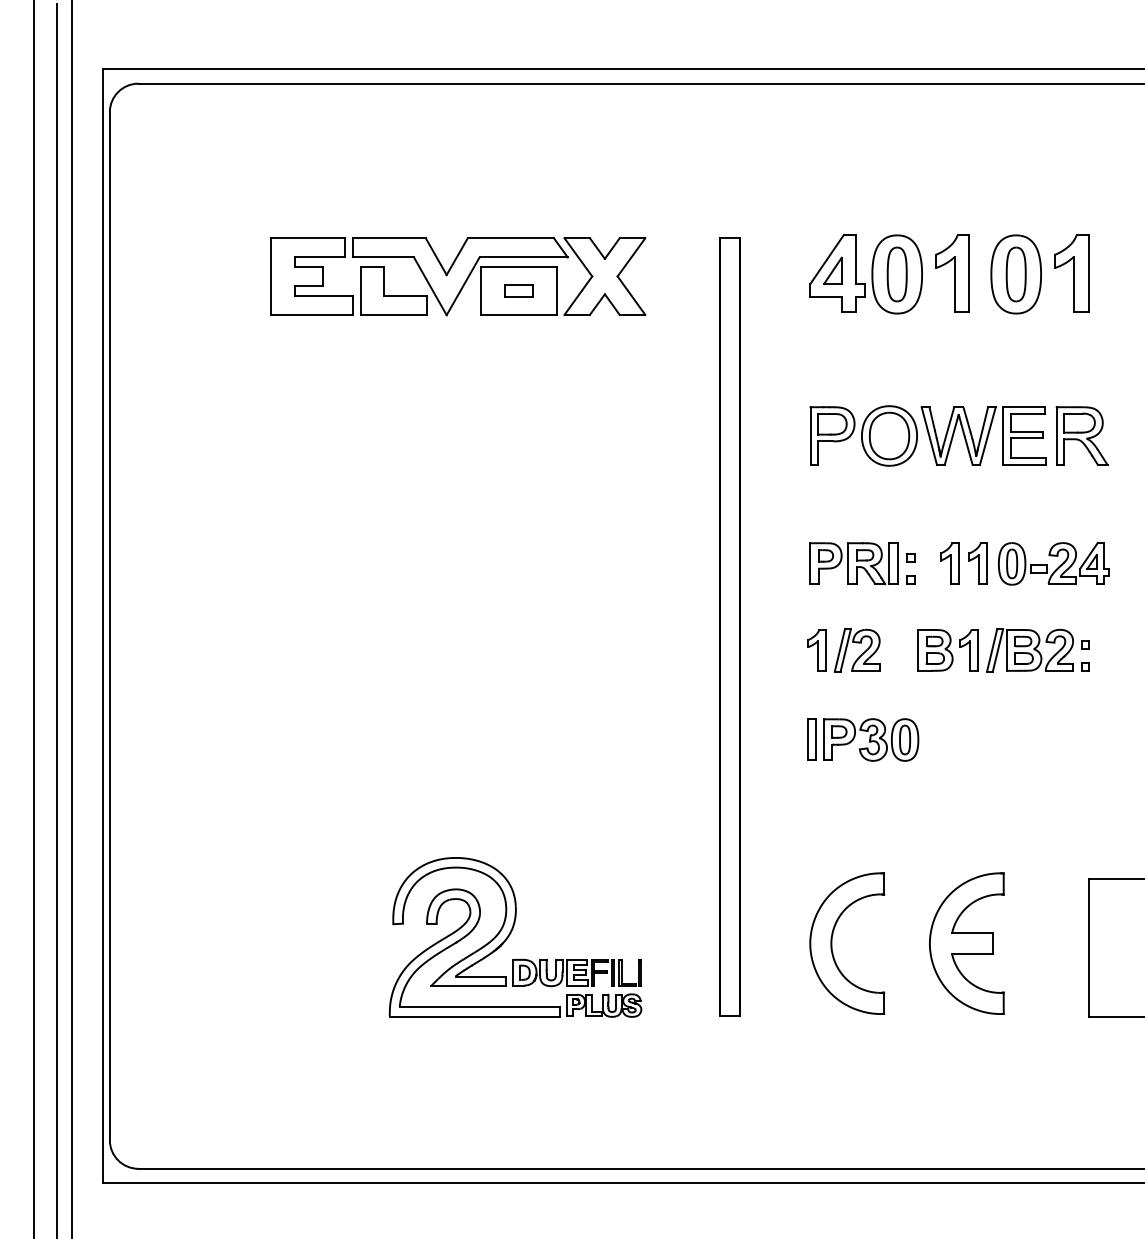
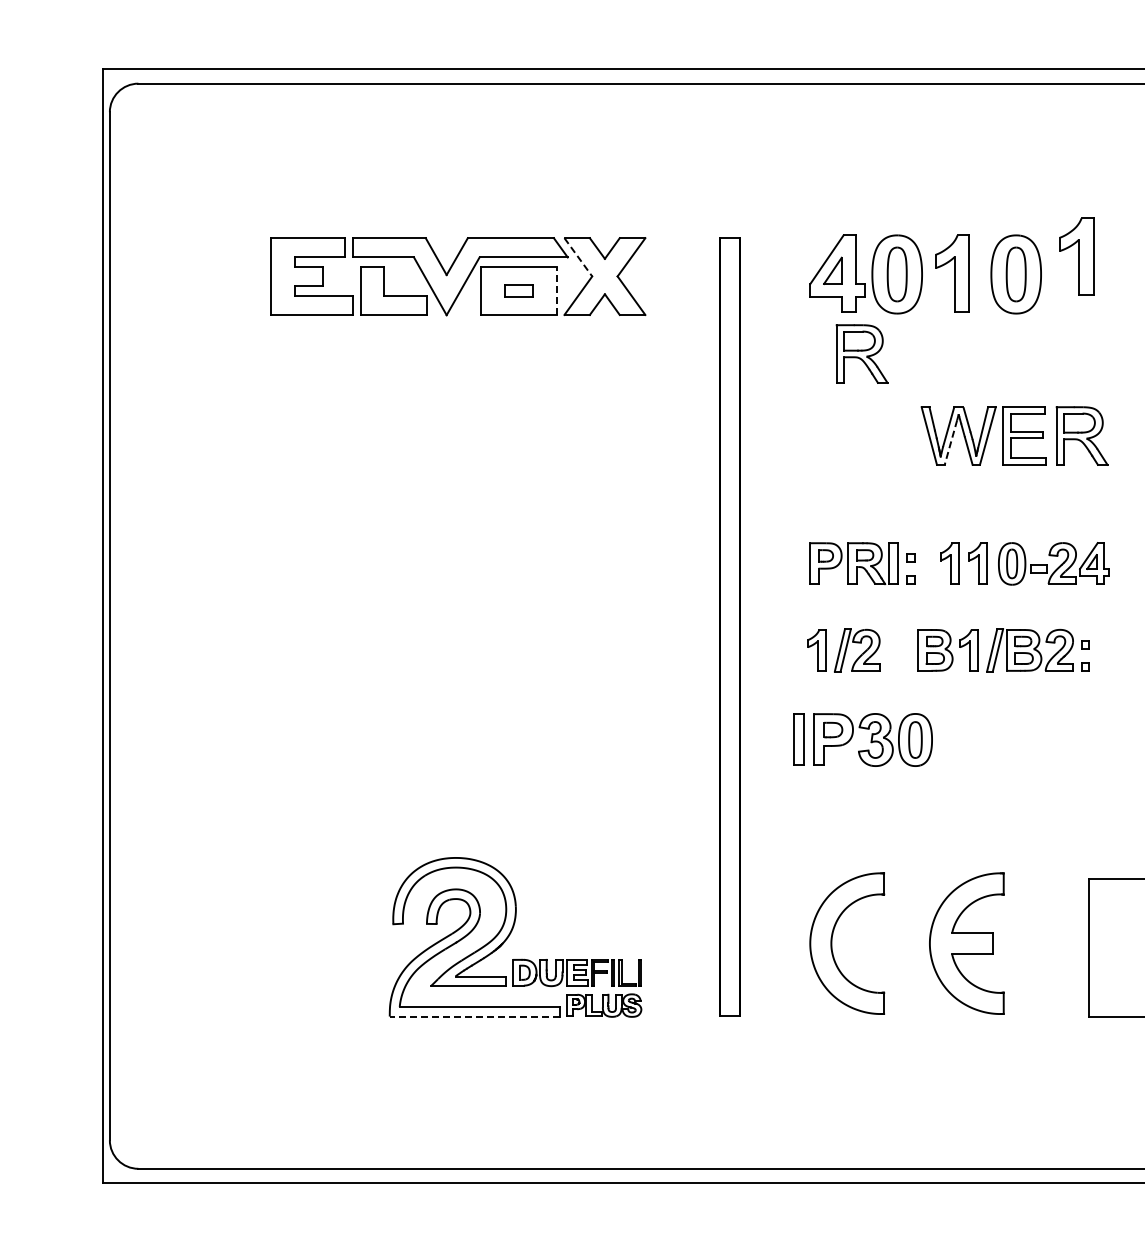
line: solid -> dashed (578, 257)
part position: (1071, 273) -> (1076, 256) (1076, 256)
line: solid -> dashed (557, 290)
part: none -> present (861, 353)
part: present -> none (863, 435)
line: solid -> dashed (950, 443)
line: present -> none (34, 618)
line: present -> none (71, 618)
line: present -> none (57, 619)
part size: 113x44 px -> 140x54 px (862, 739)
line: solid -> dashed (474, 1016)
